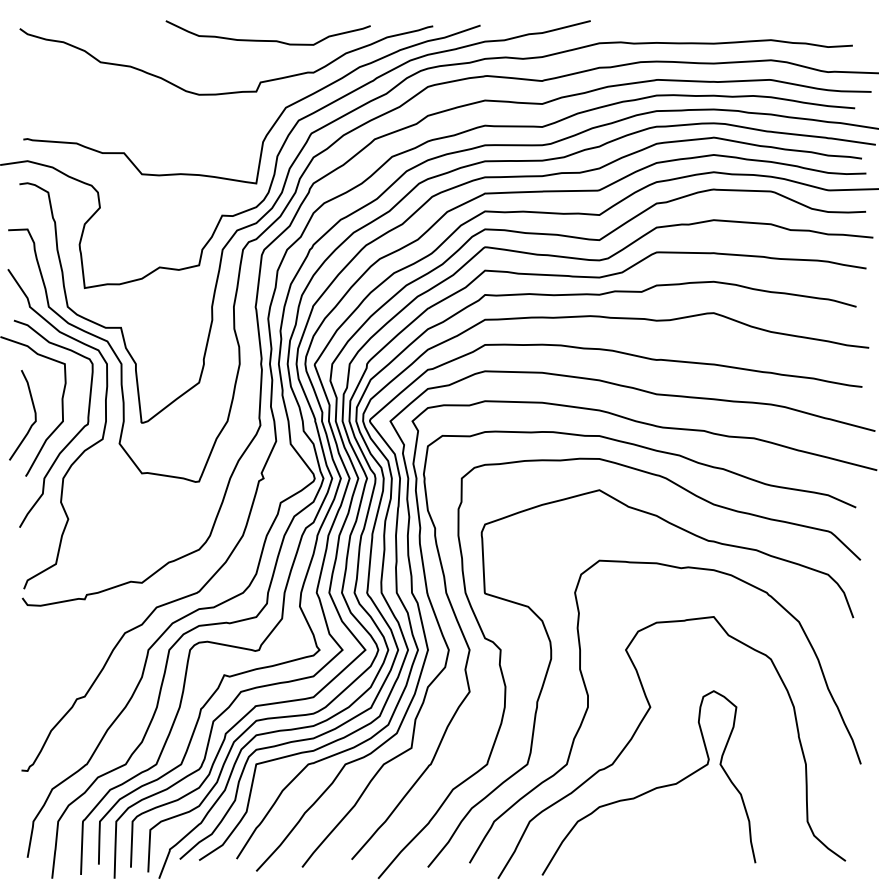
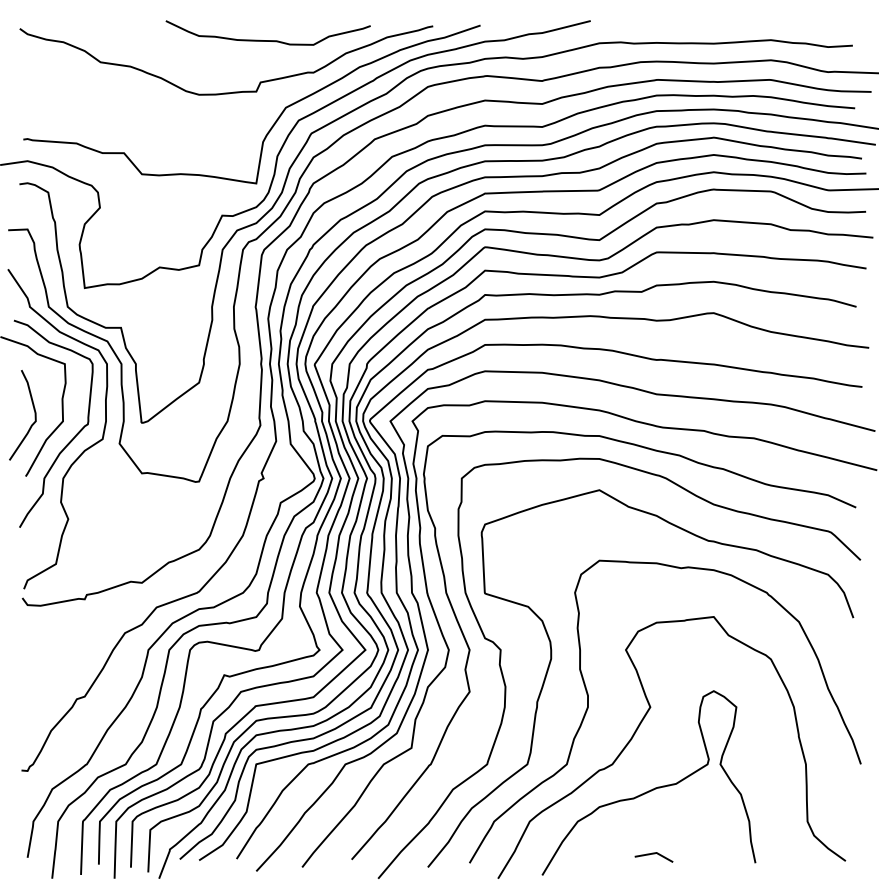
line: none -> present (653, 854)
